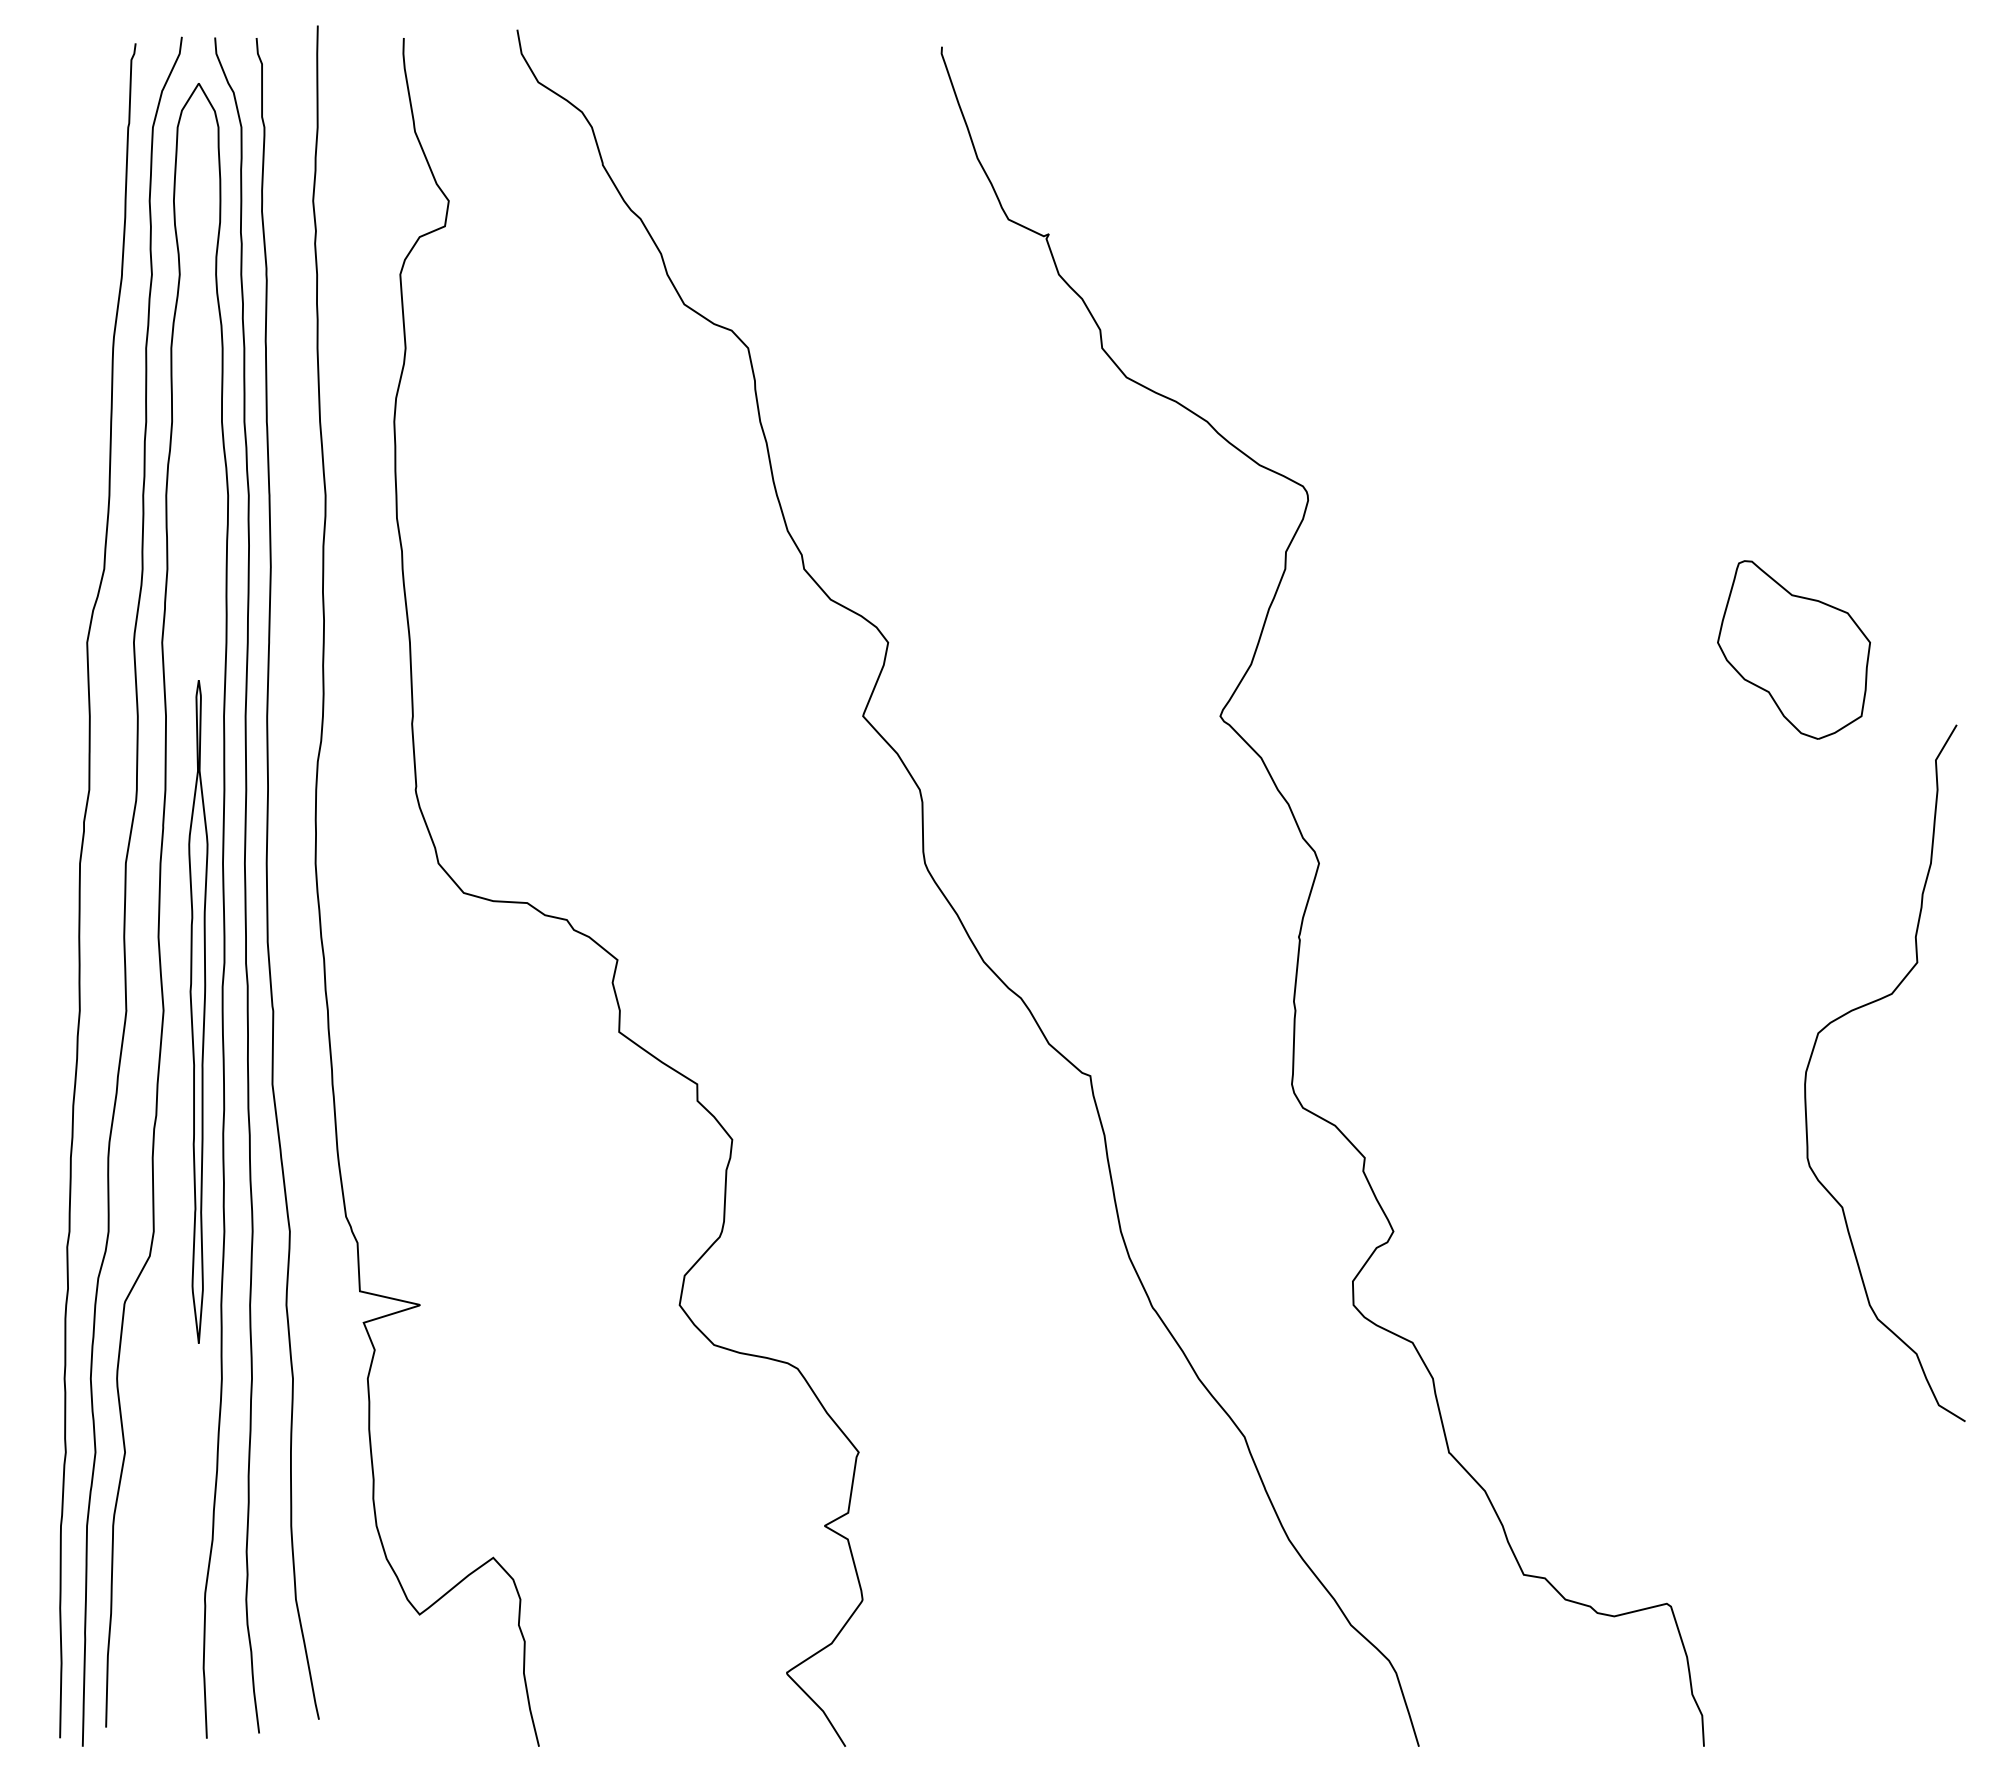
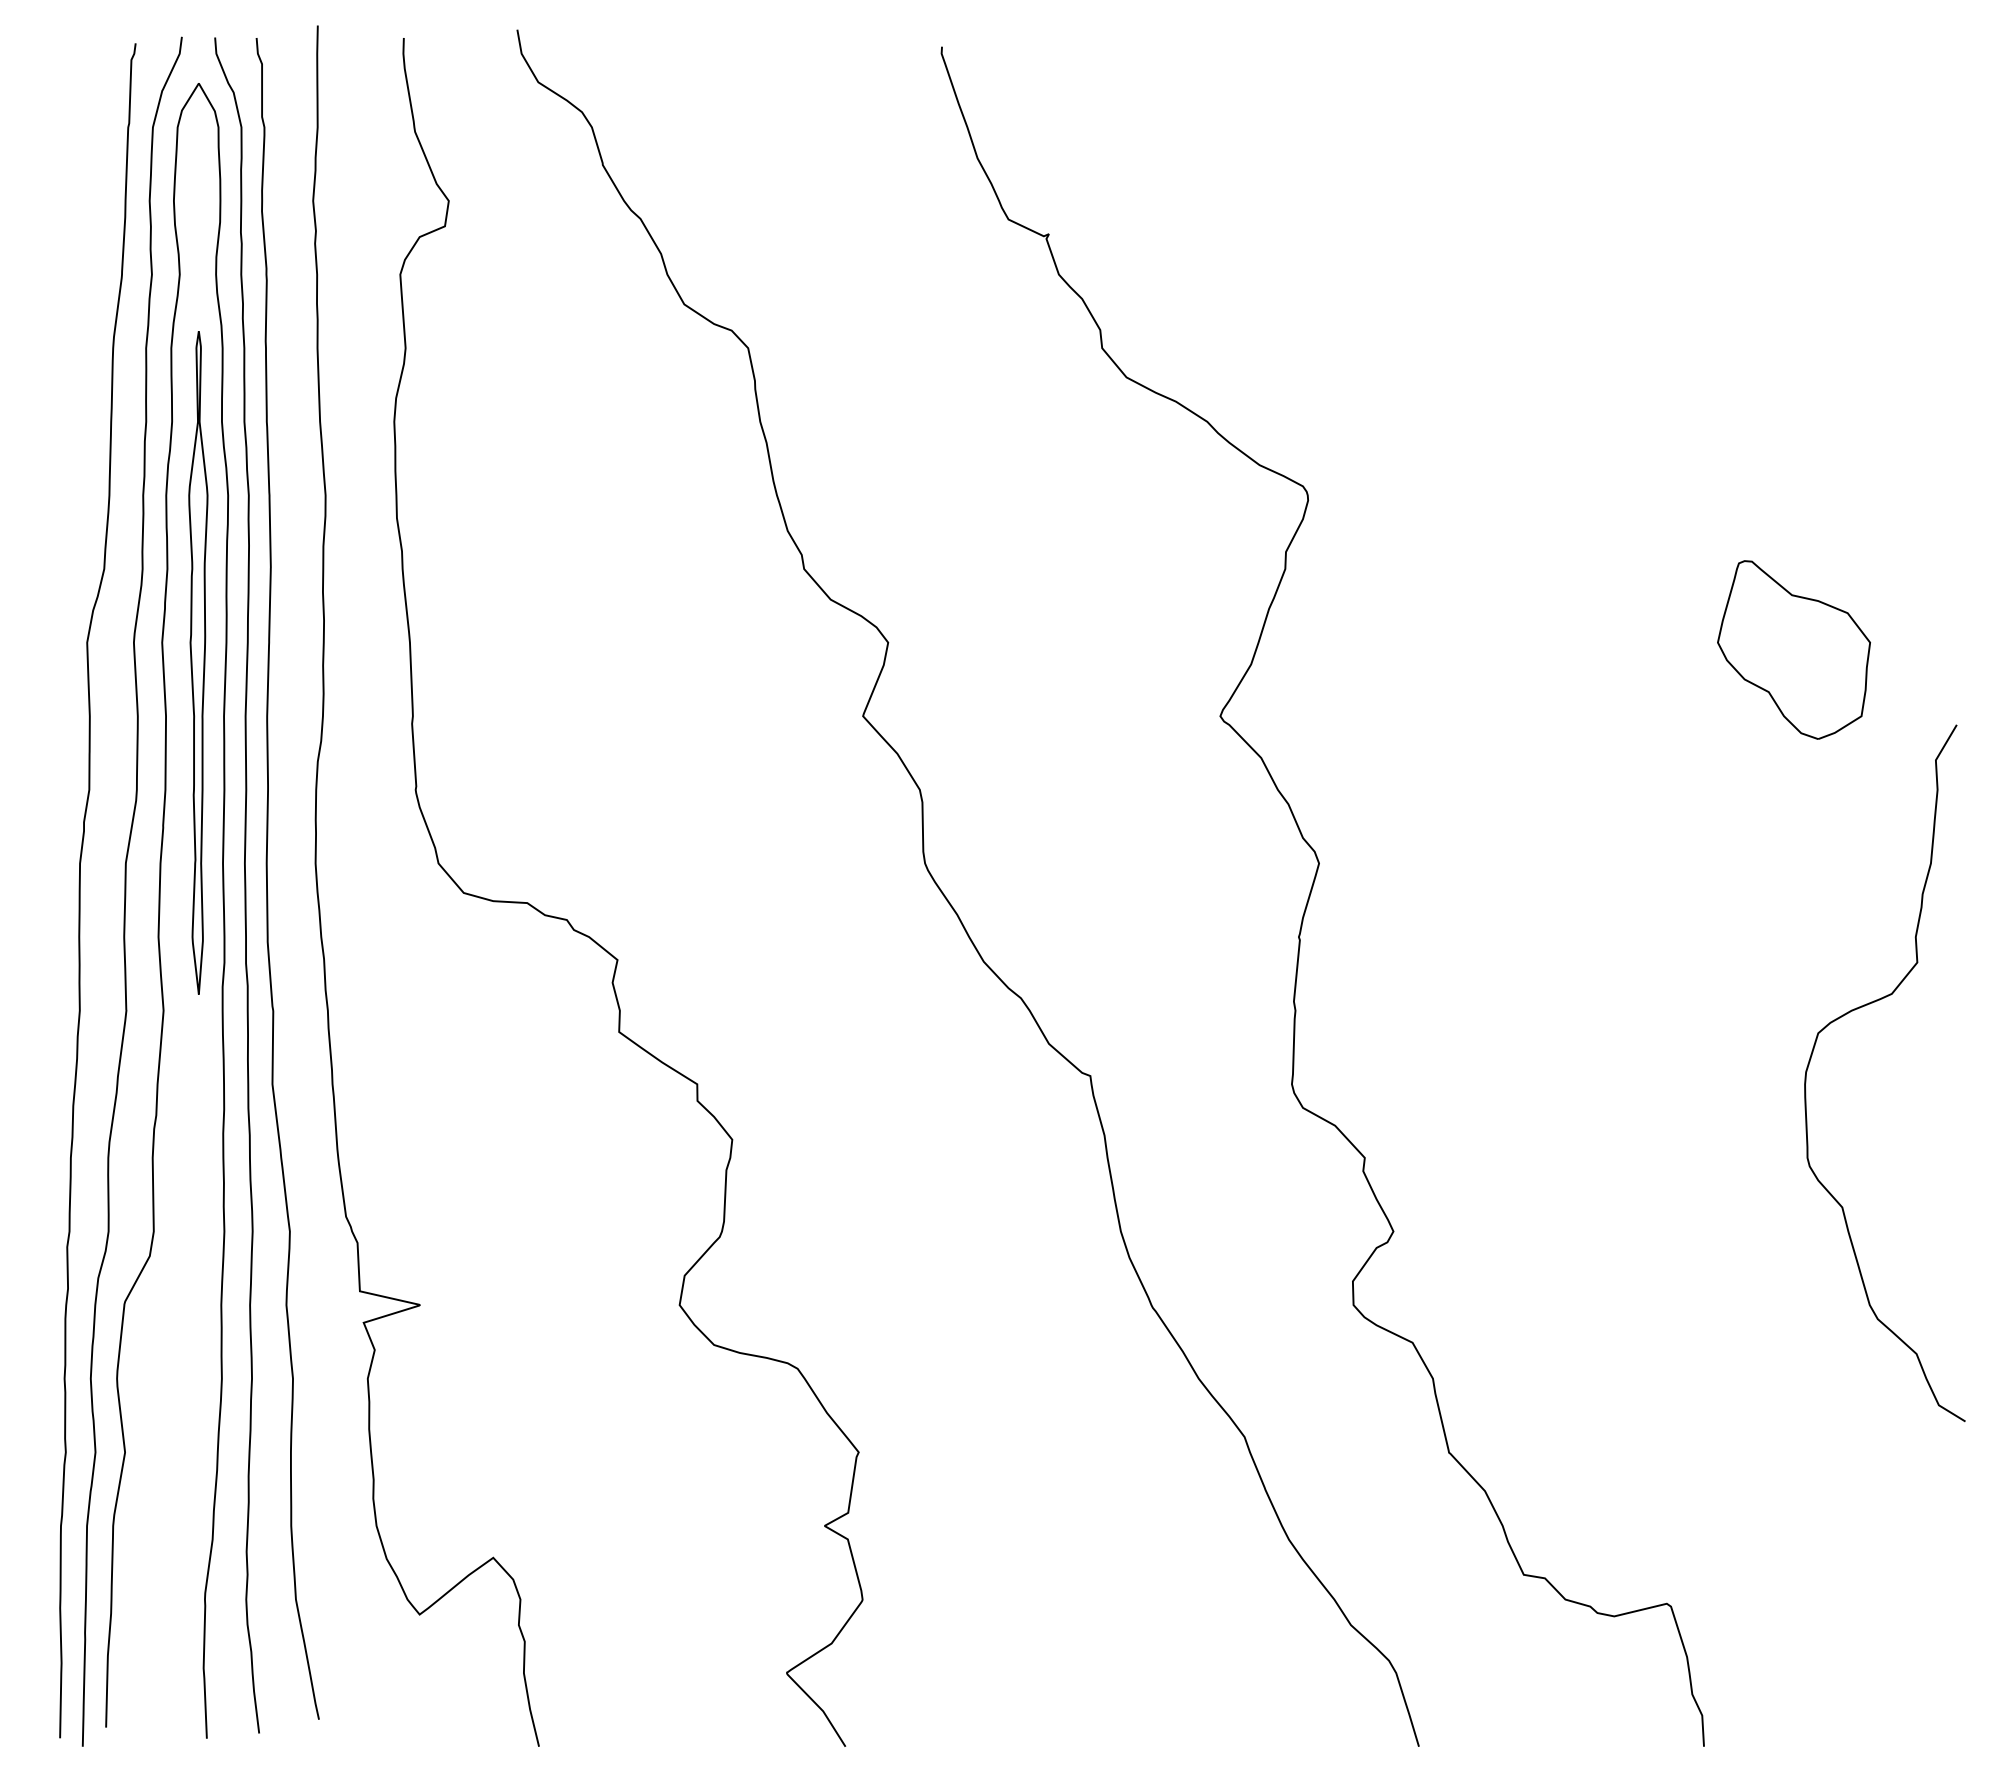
part position: (198, 1011) -> (198, 662) (198, 662)
